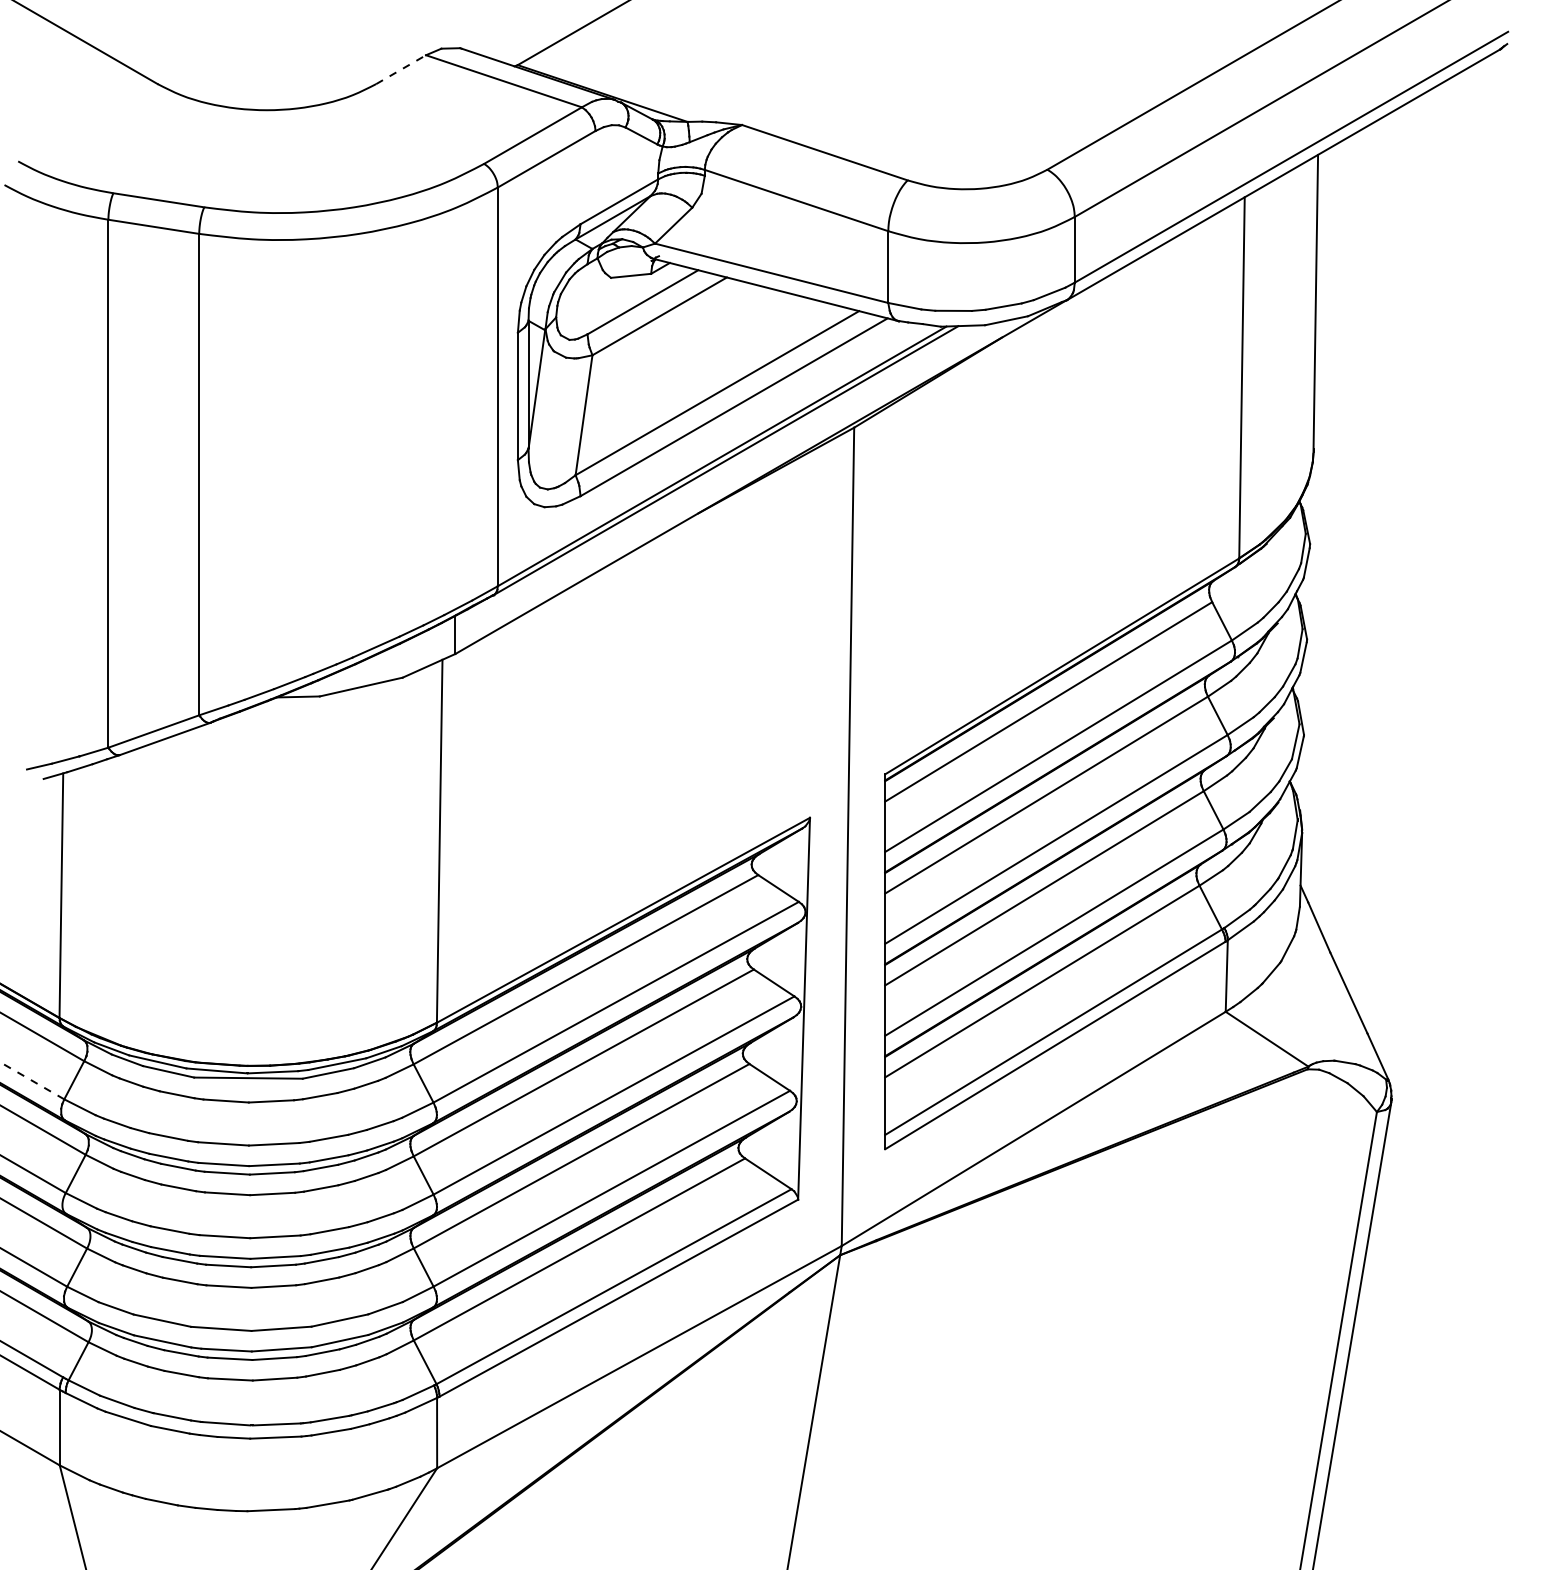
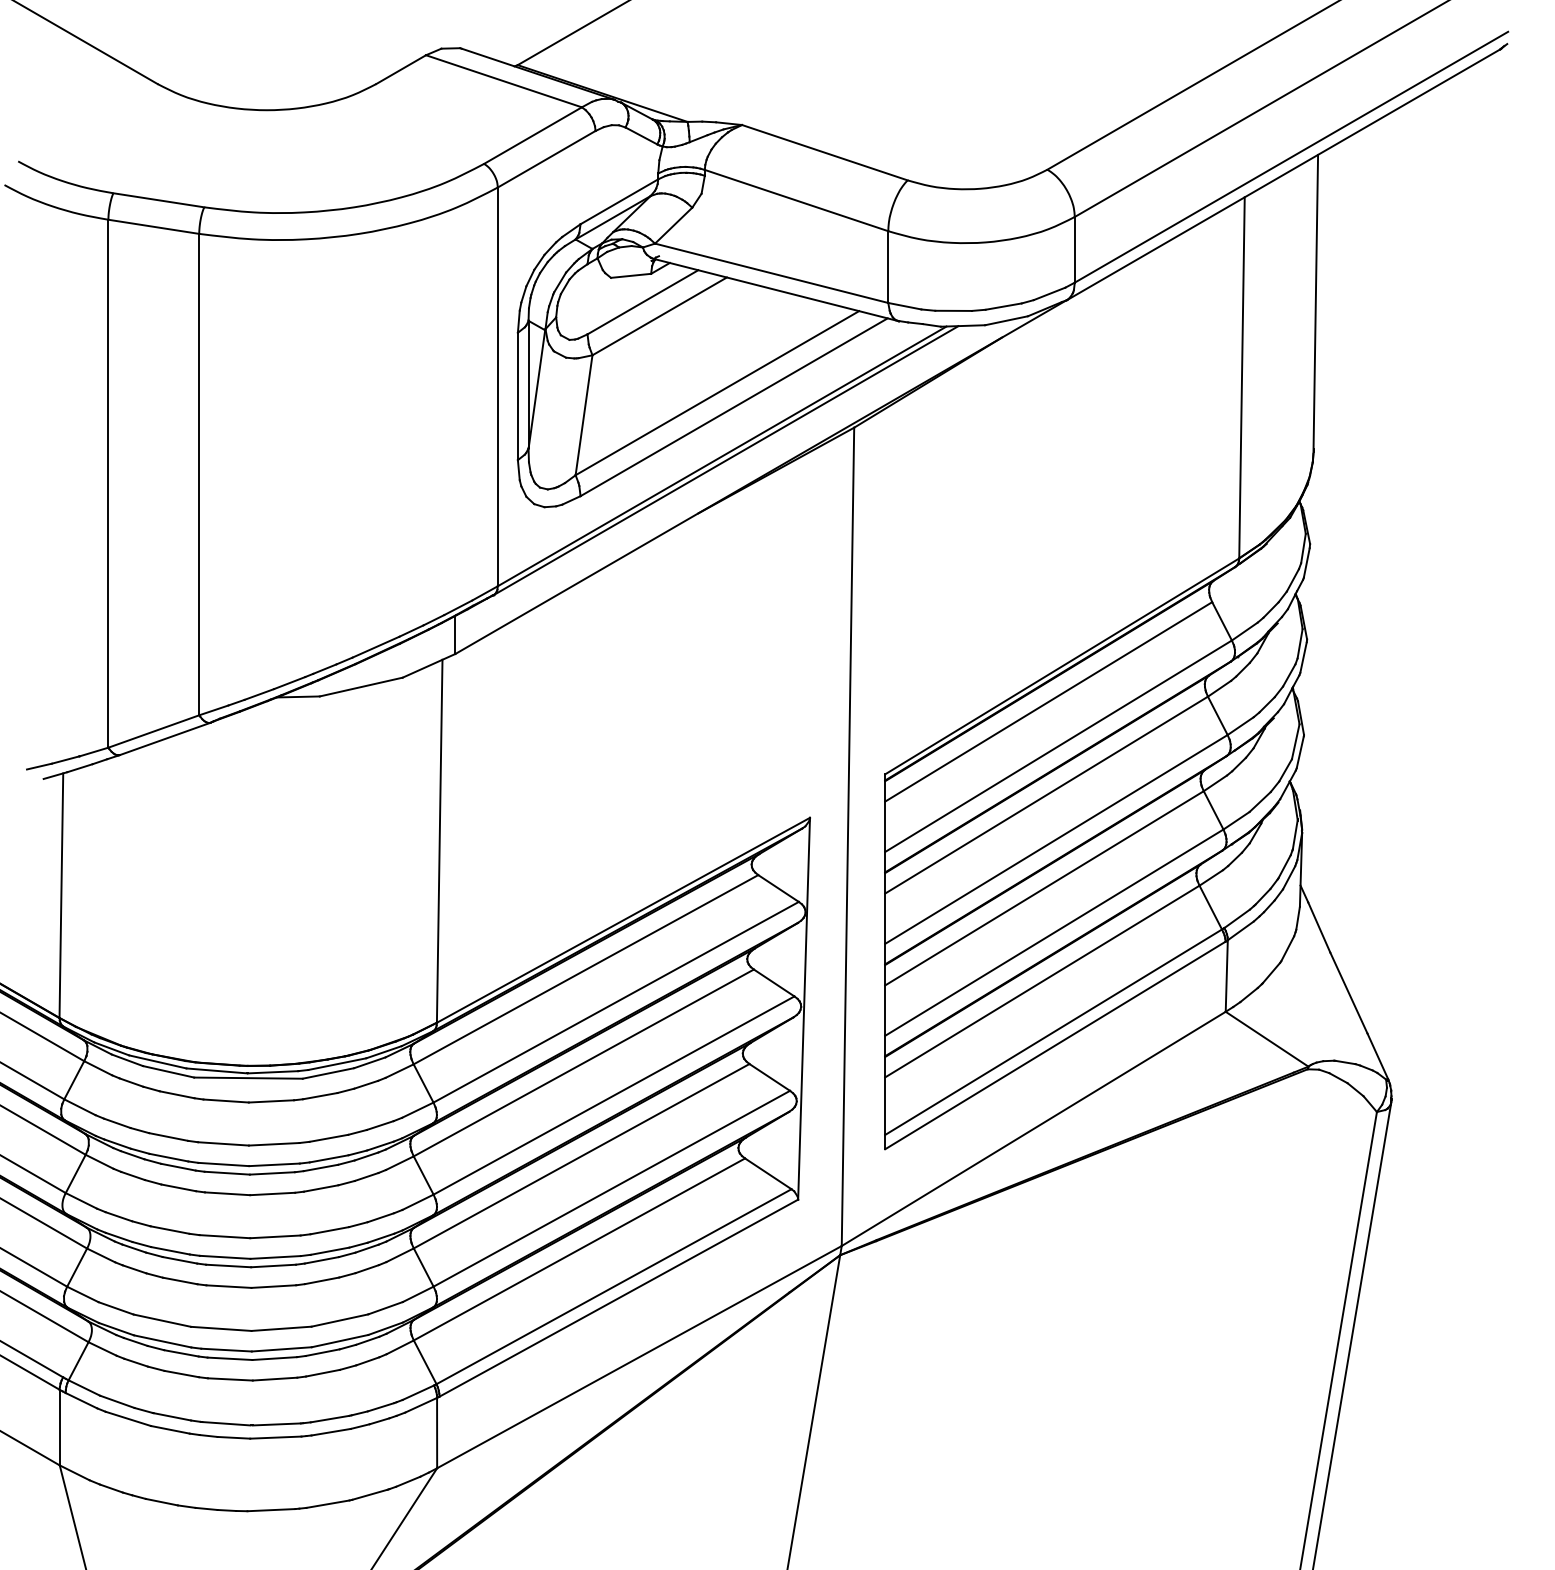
line: dashed -> solid (401, 69)
line: dashed -> solid (32, 1080)
